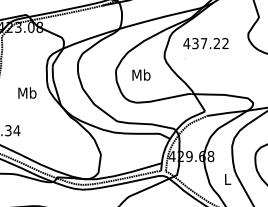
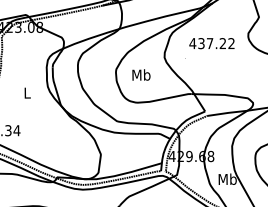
text position: (205, 43) -> (211, 43) (211, 43)
text: Mb -> L (27, 92)
text: L -> Mb (227, 178)
